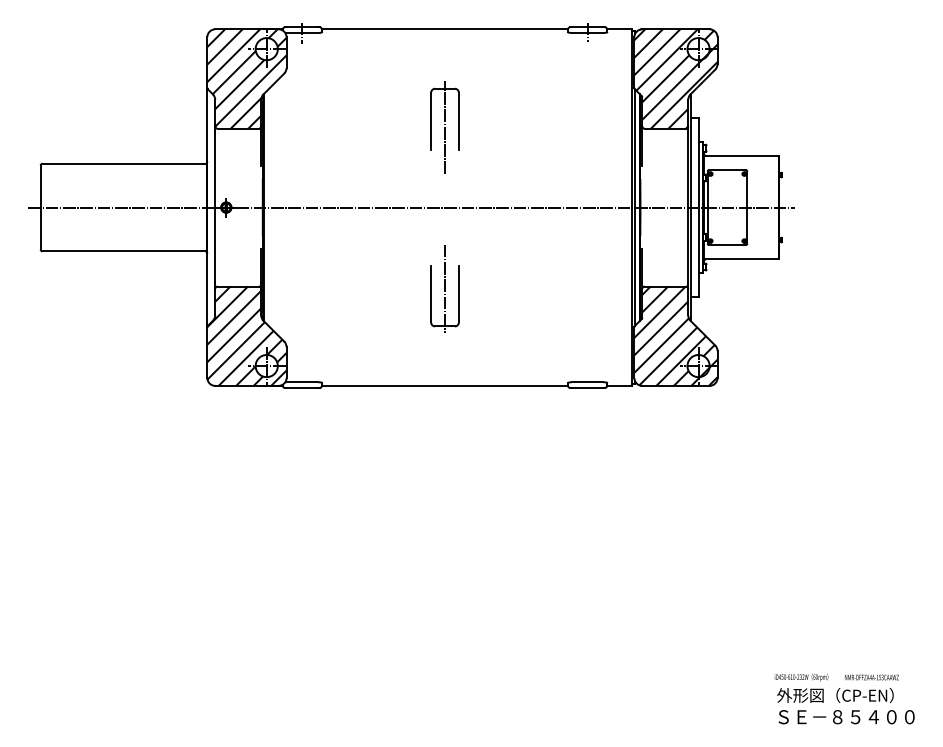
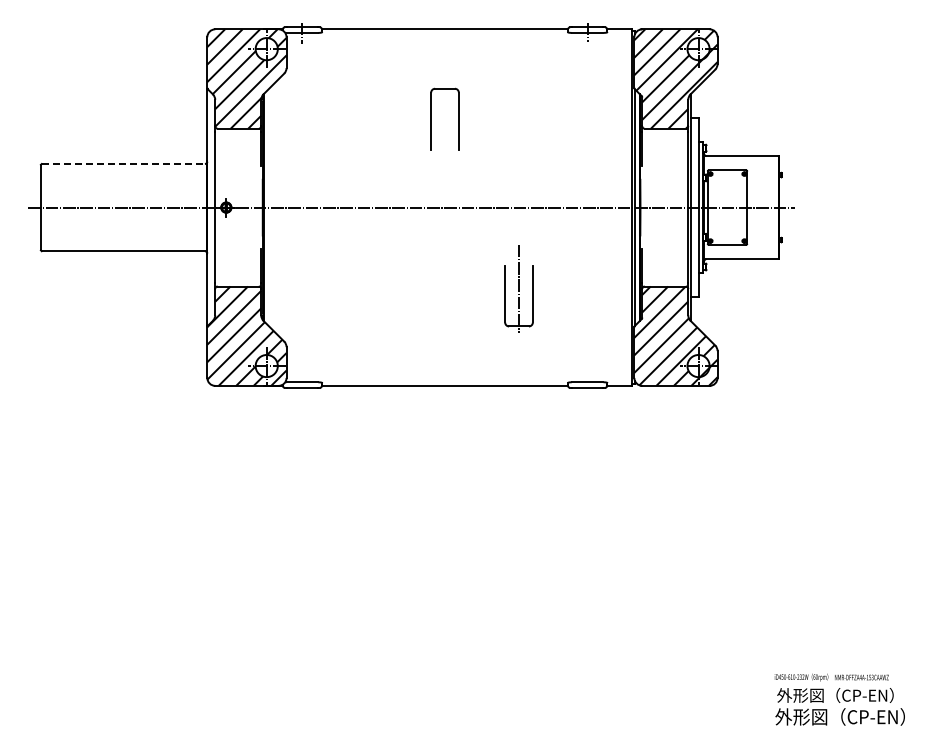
line: present -> none (445, 127)
line: solid -> dashed (123, 164)
part position: (444, 288) -> (518, 288) (518, 288)
text position: (871, 677) -> (861, 677) (861, 677)
text: ＳＥ－８５４００ -> 外形図（CP-EN） (844, 716)
